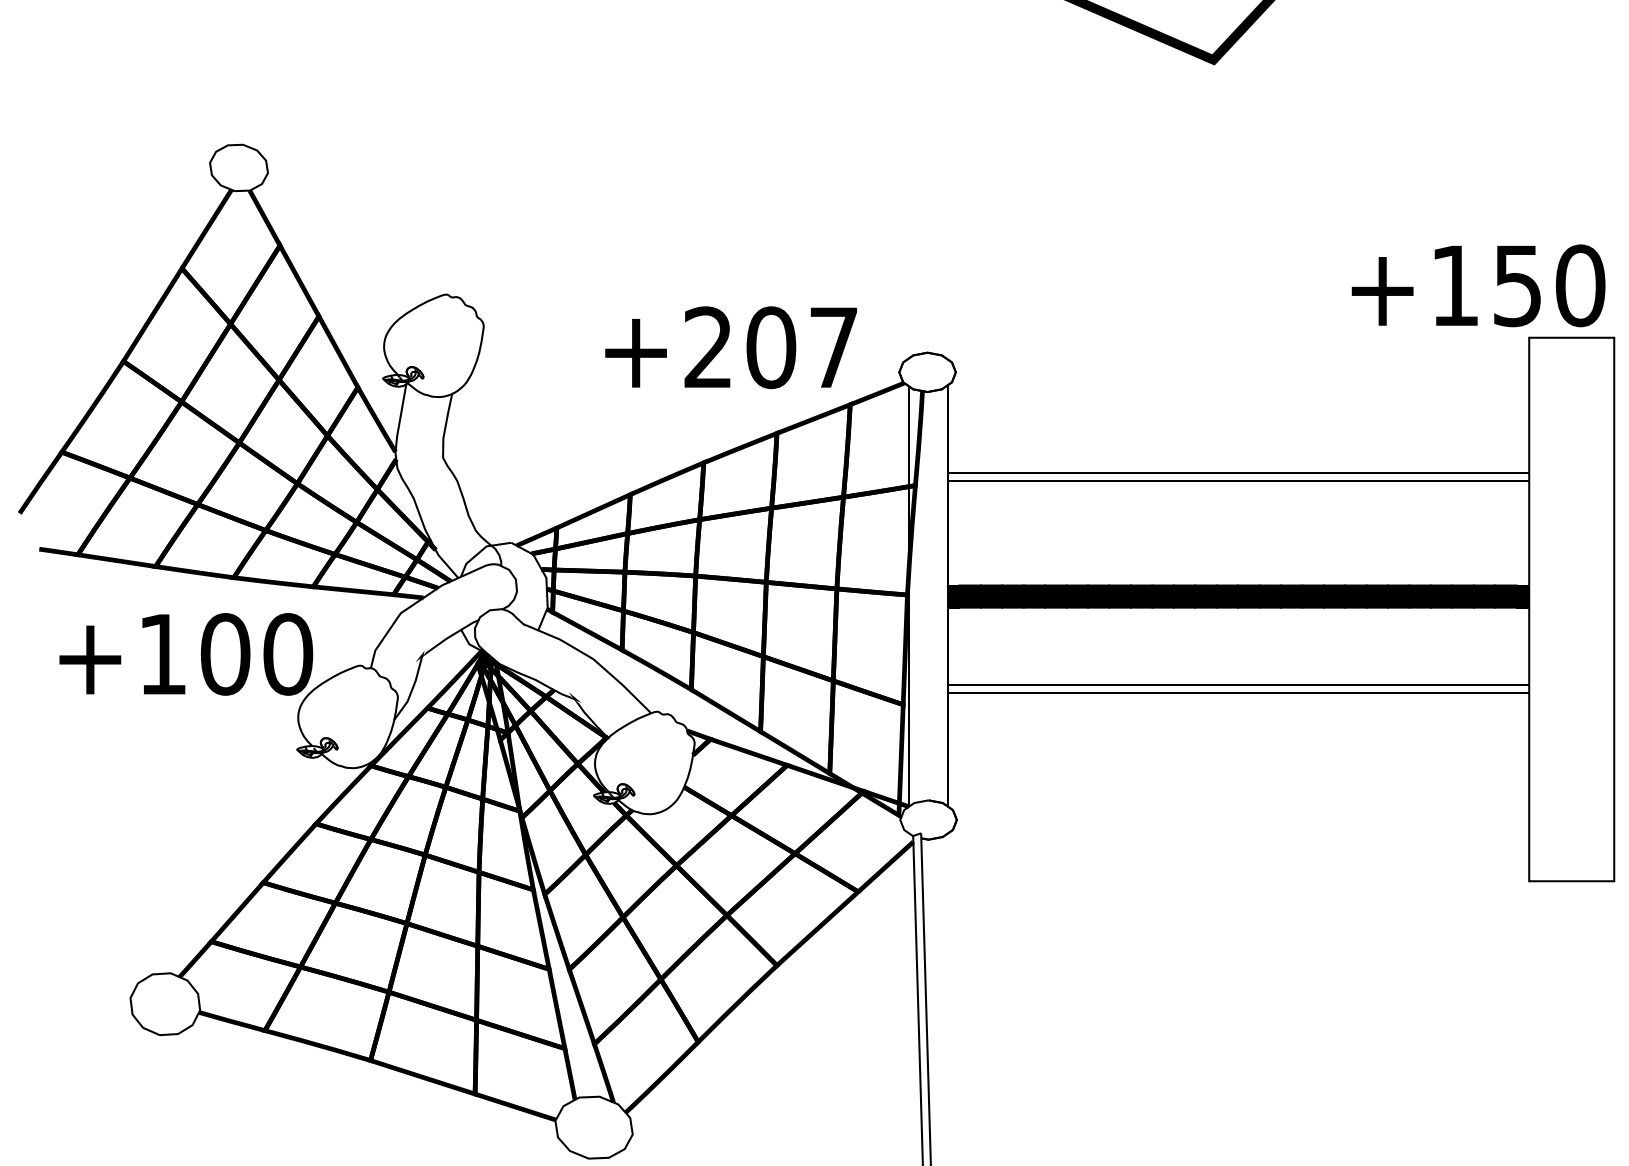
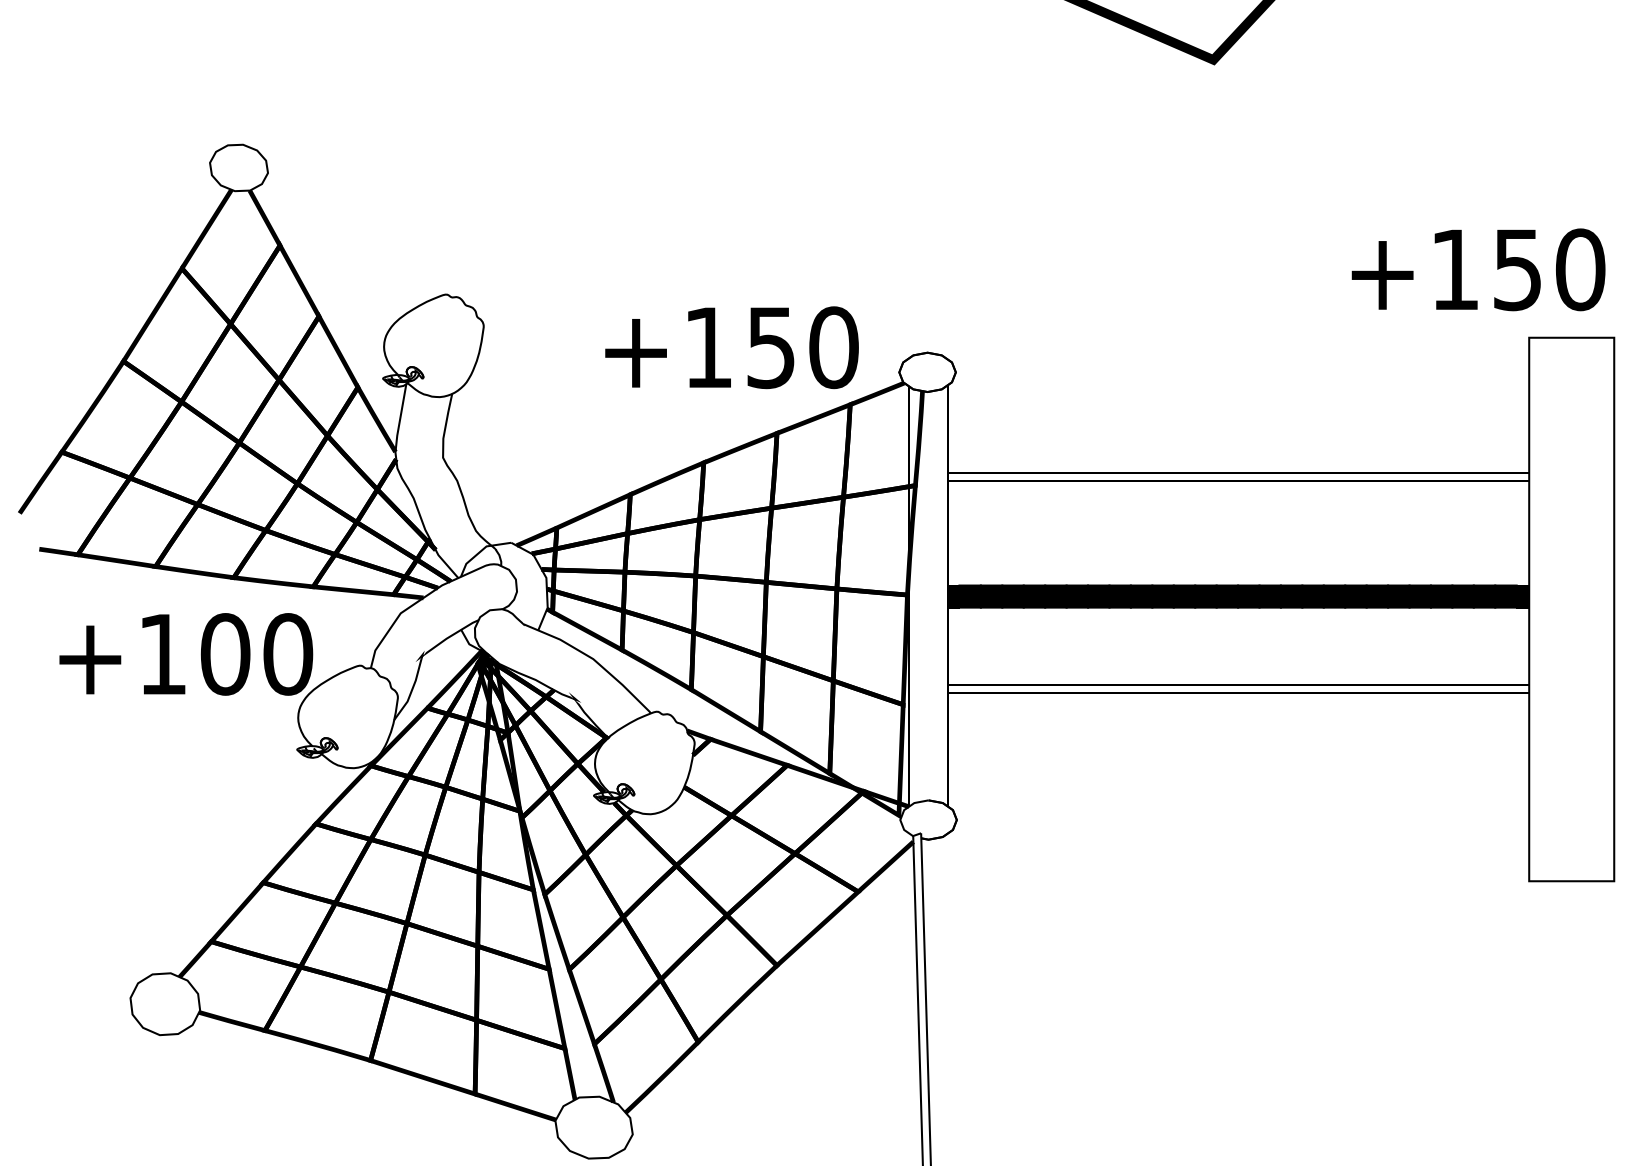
text position: (1478, 285) -> (1478, 269) (1478, 269)
text: +207 -> +150 (771, 347)
